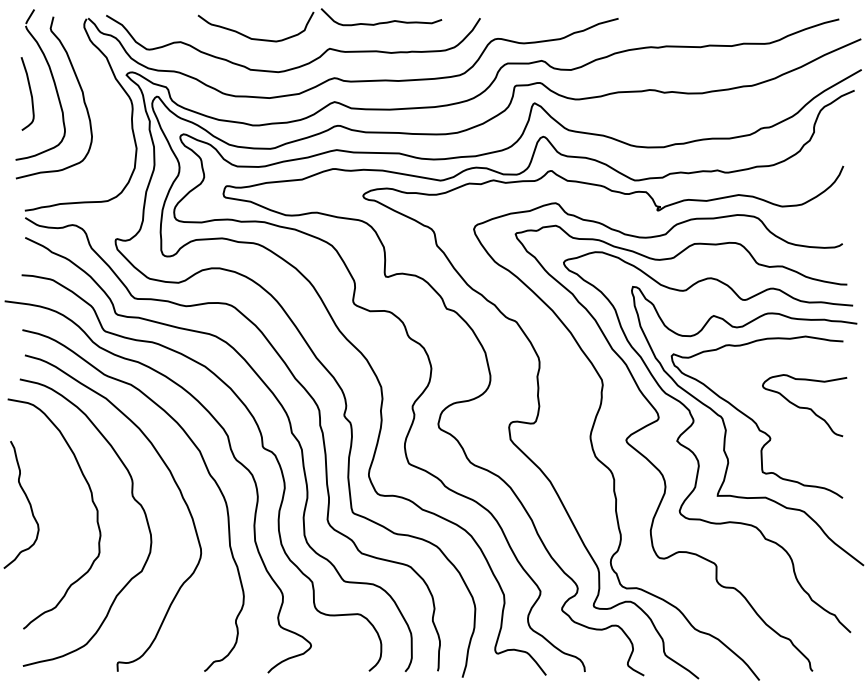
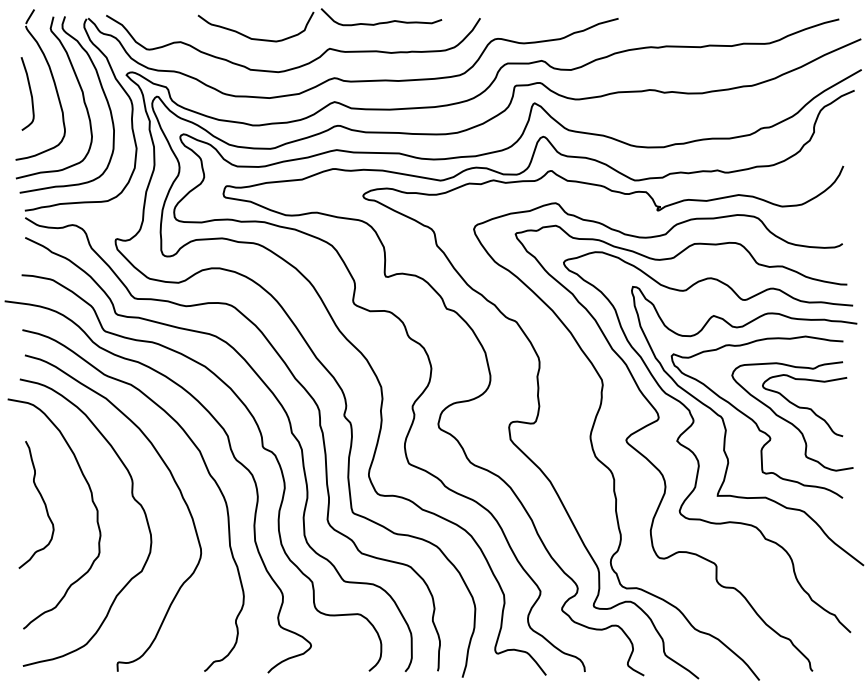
curve: none -> present (101, 89)
curve: none -> present (788, 420)
curve position: (27, 501) -> (42, 501) (42, 501)
